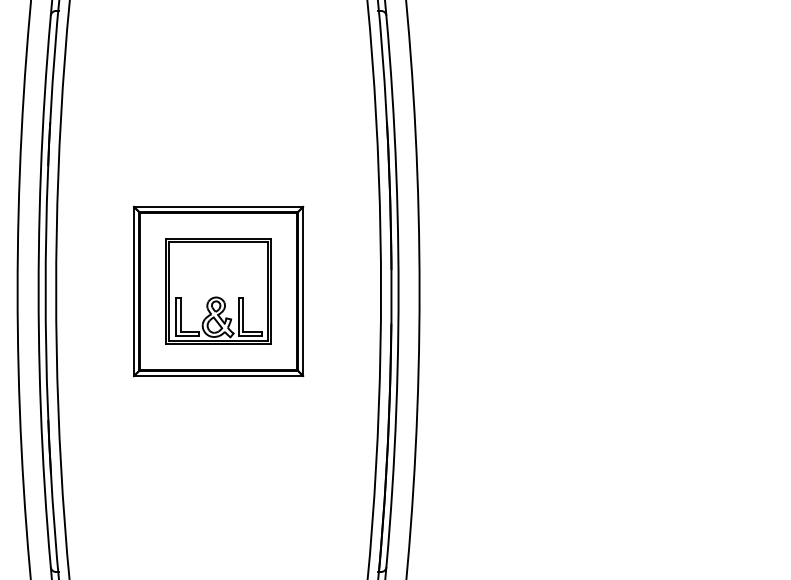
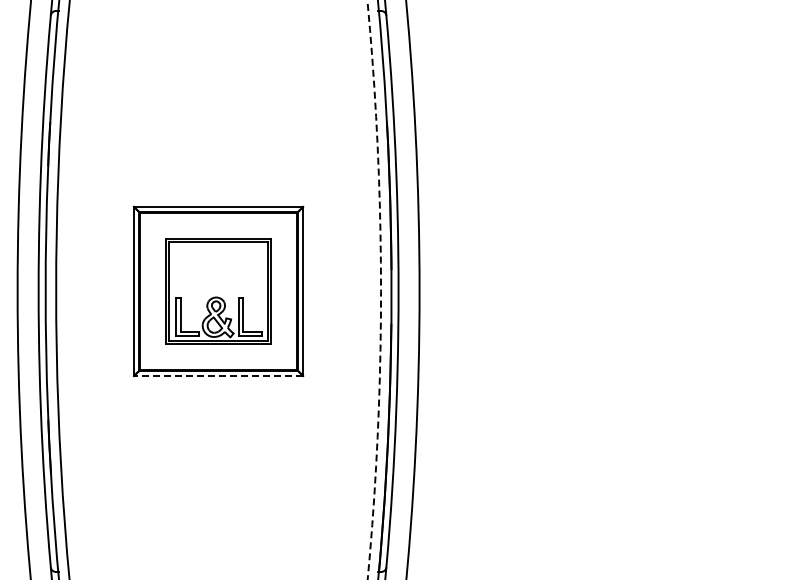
arc: solid -> dashed (381, 289)
line: solid -> dashed (218, 376)
